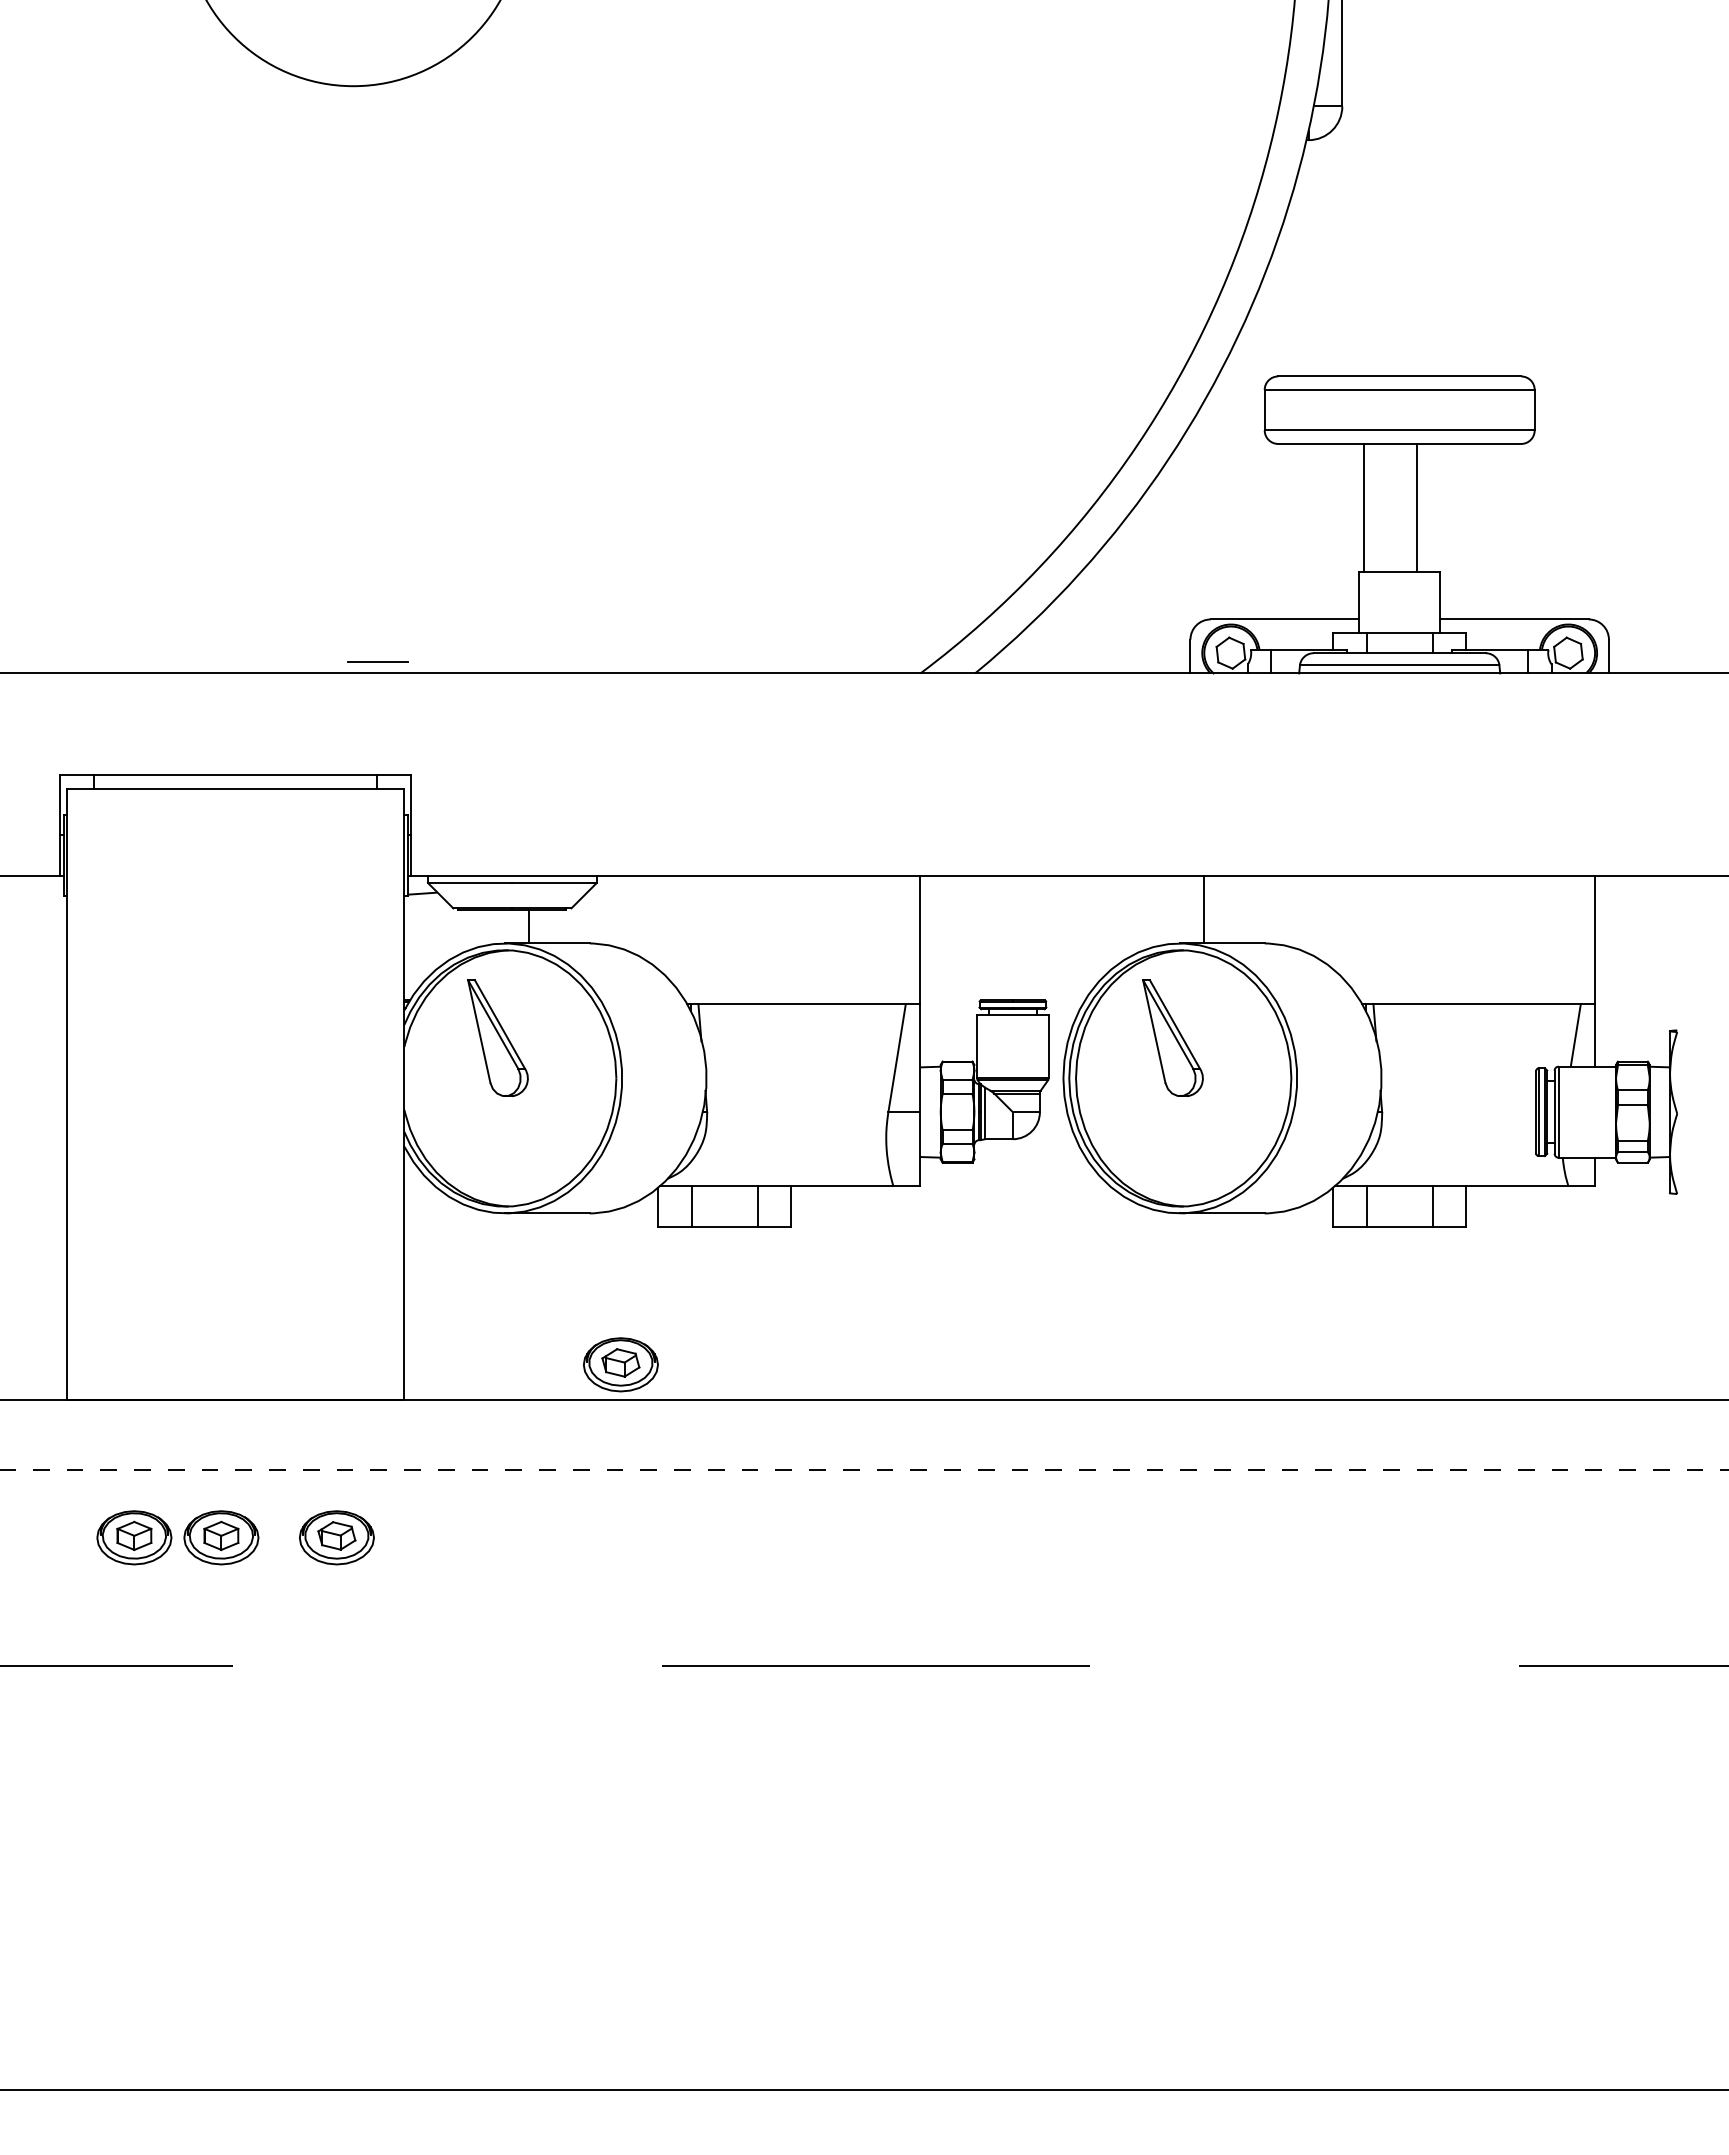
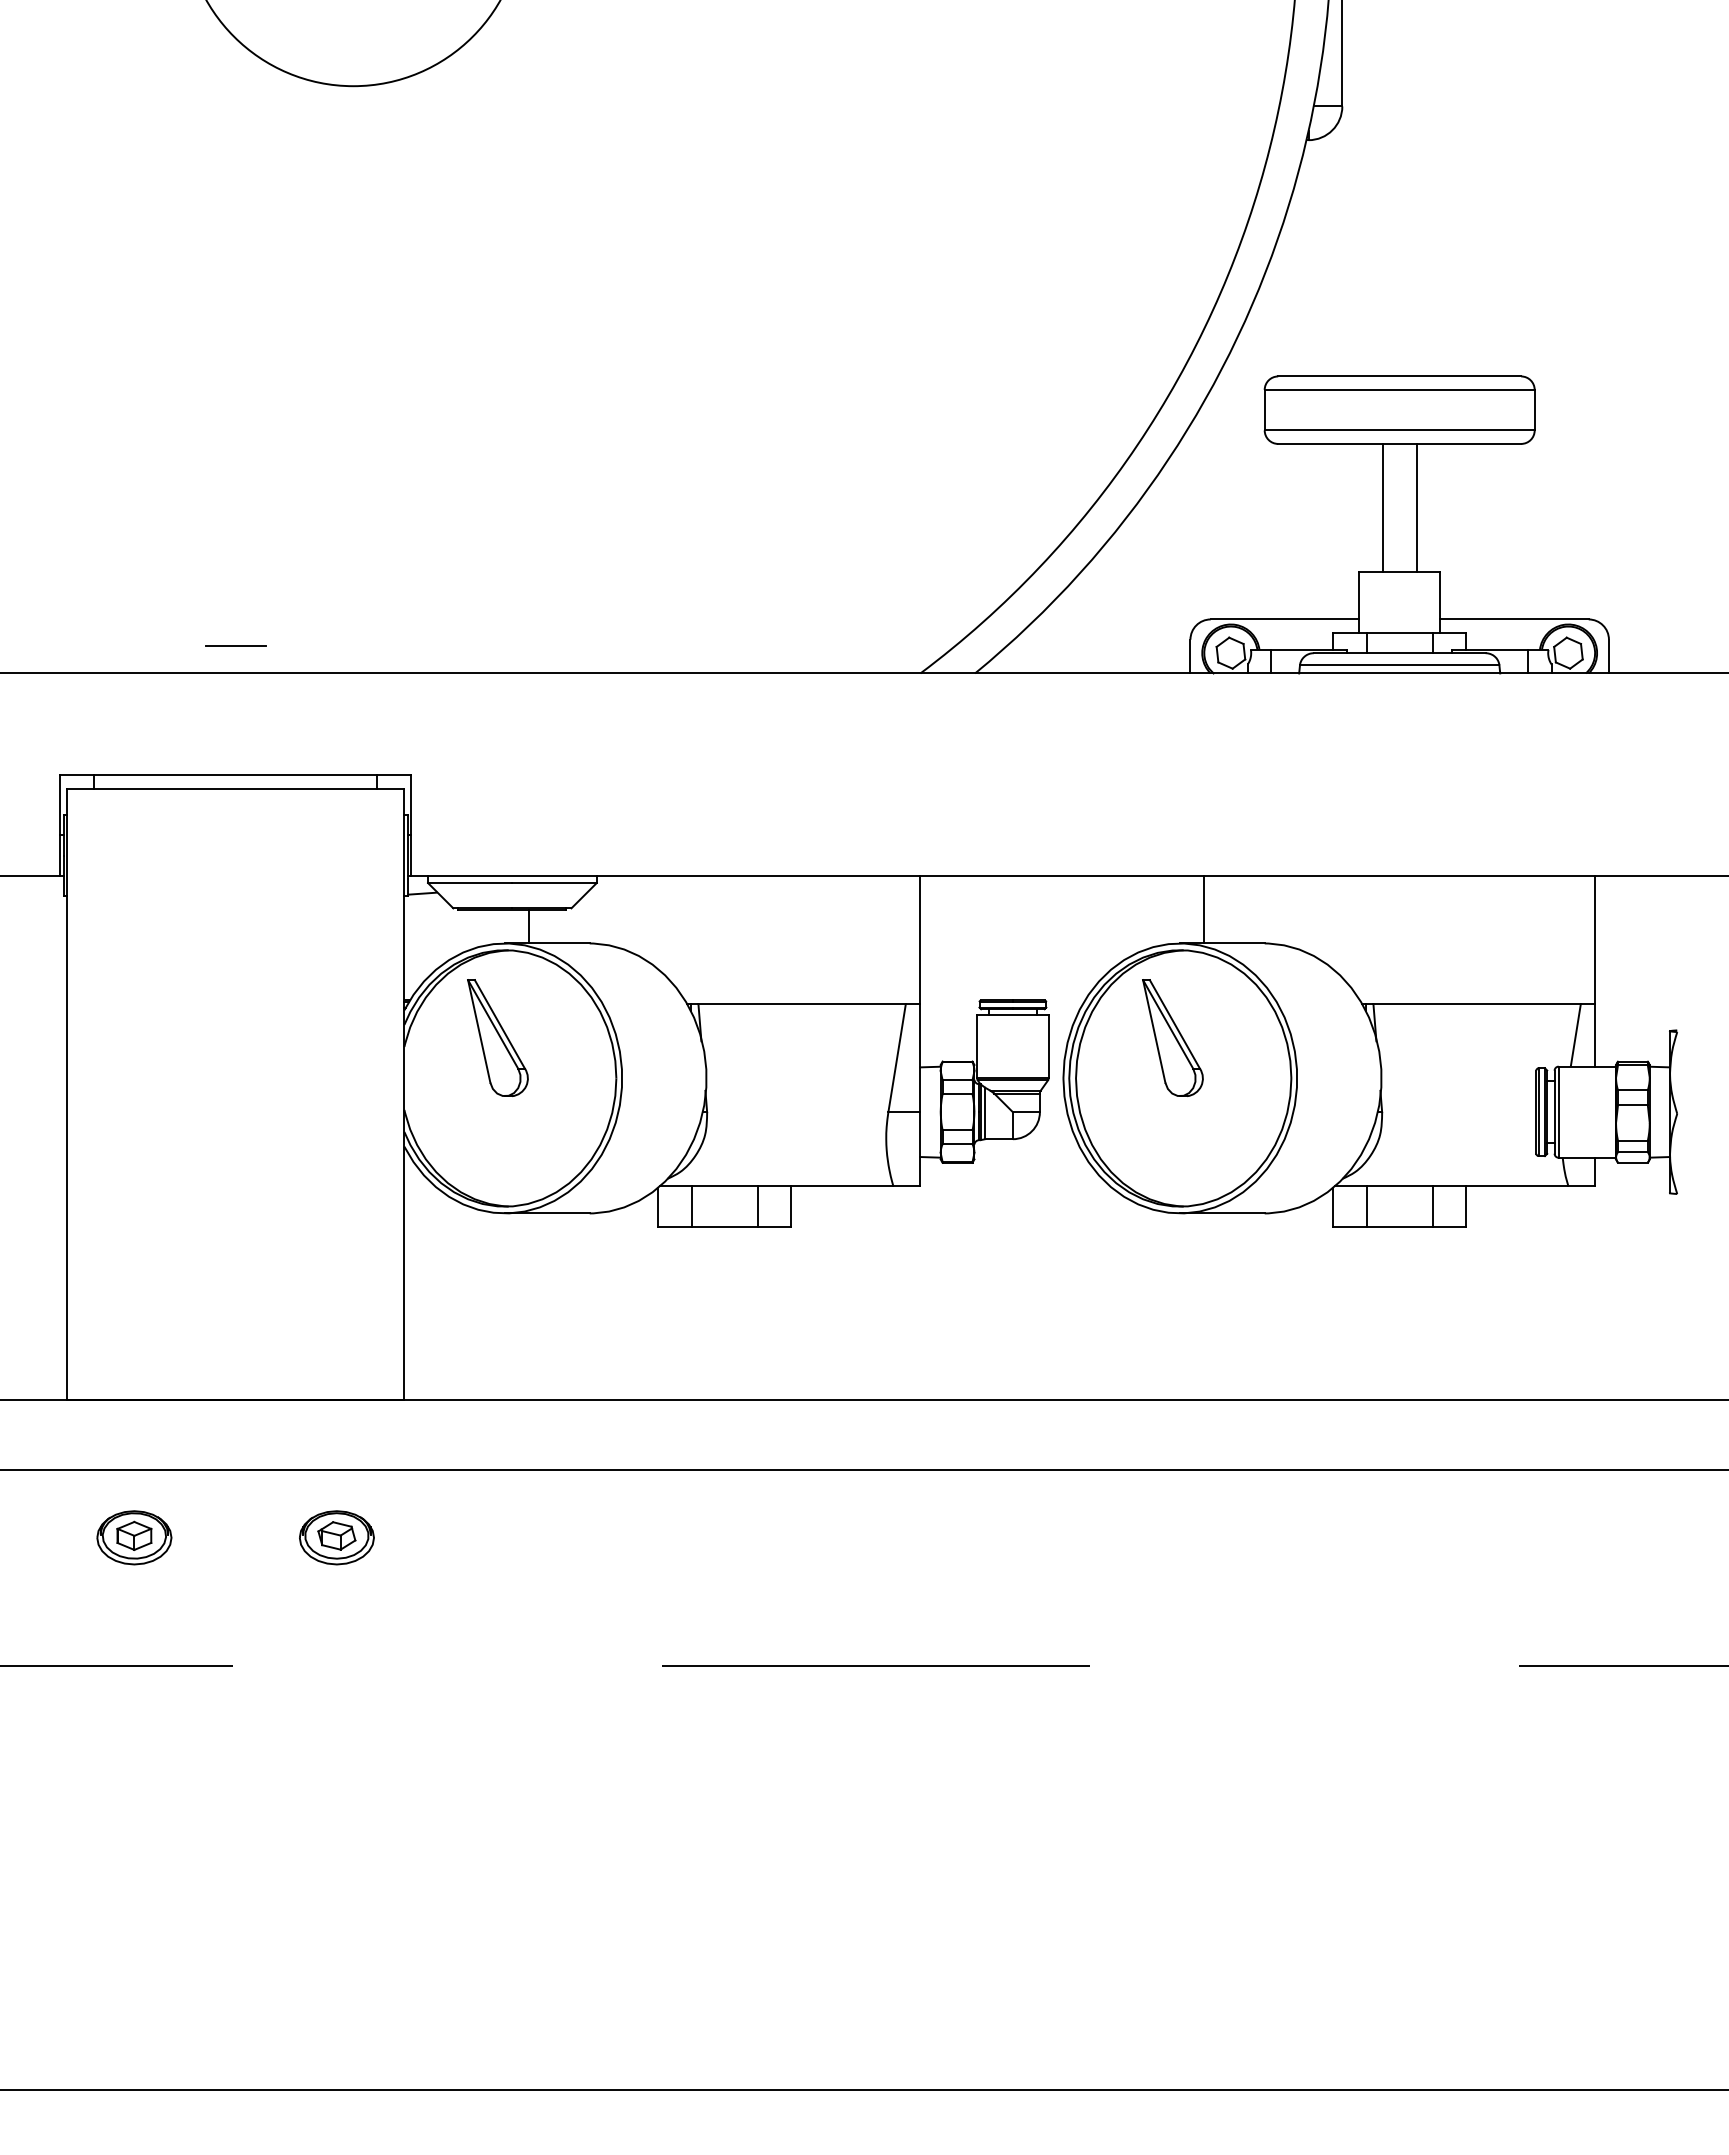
line position: (1363, 507) -> (1382, 507) (1382, 507)
line position: (377, 661) -> (235, 645) (235, 645)
part: present -> none (620, 1364)
line: dashed -> solid (863, 1469)
part: present -> none (221, 1537)
